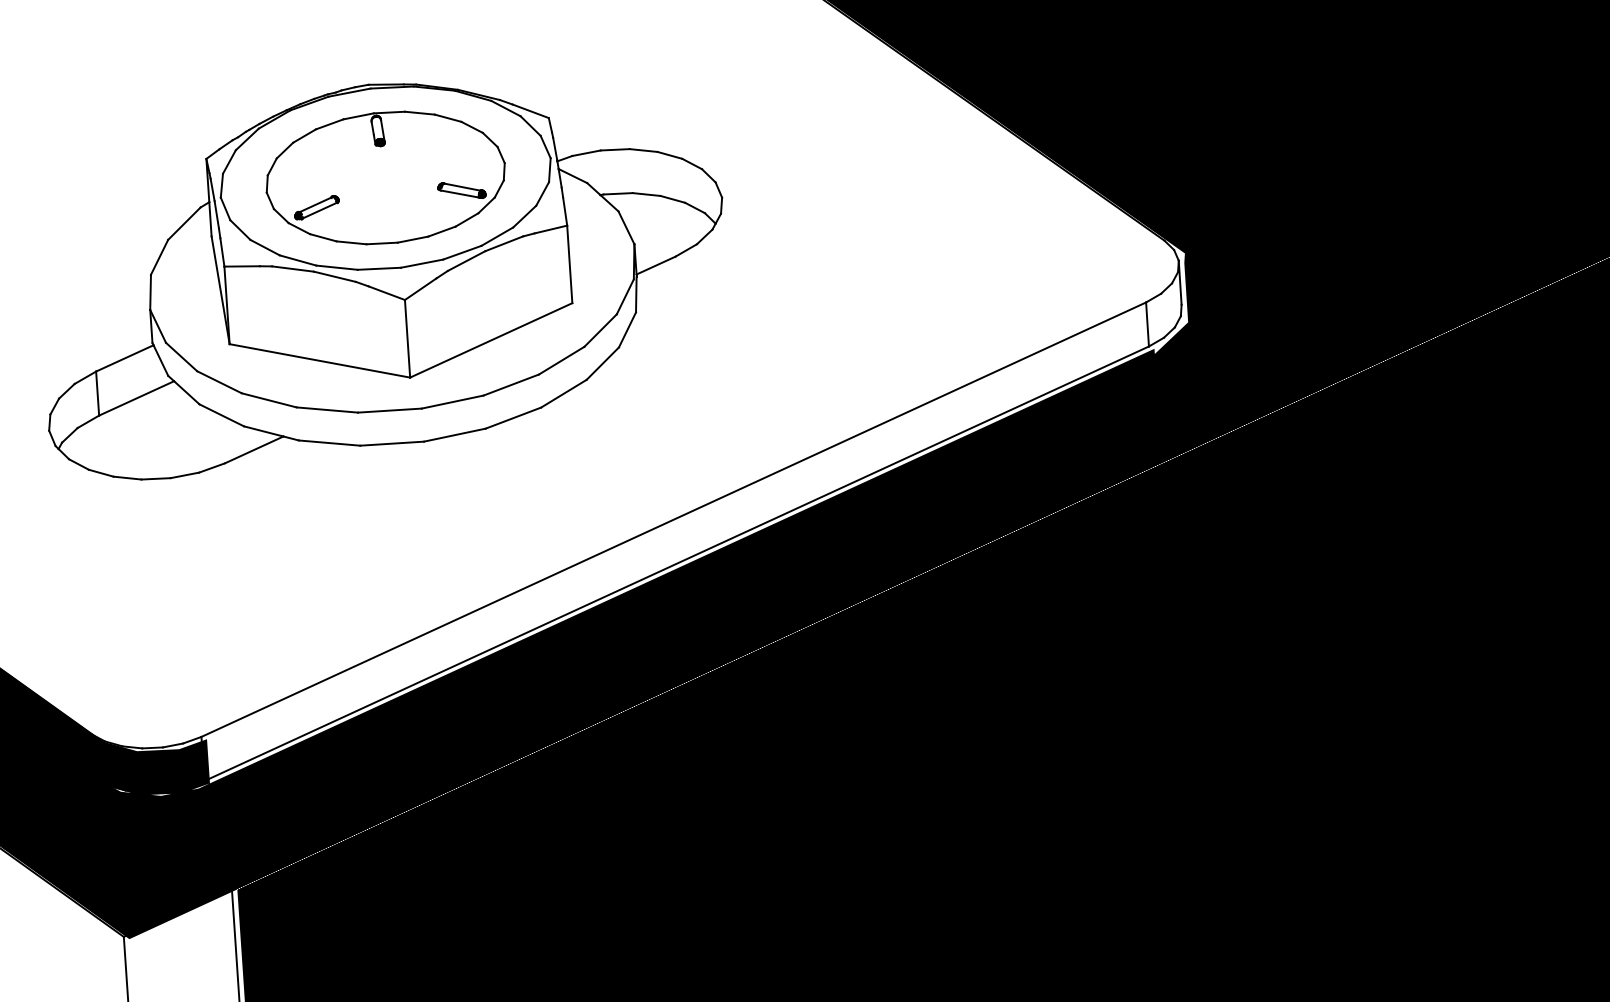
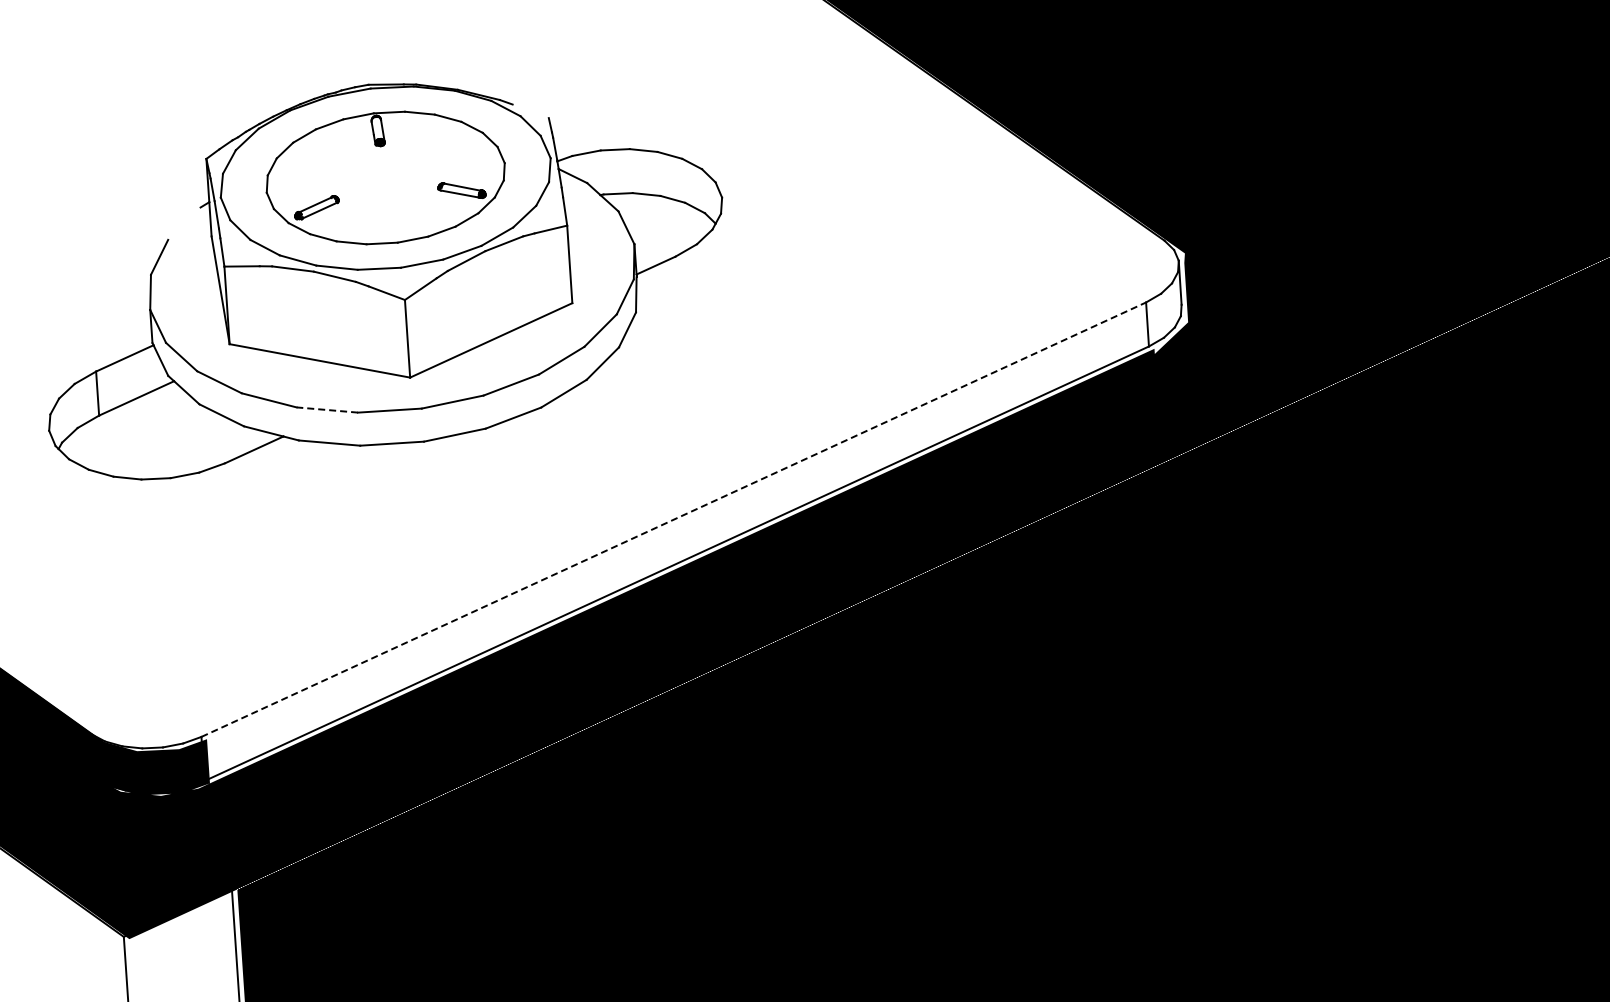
line: present -> none (530, 111)
line: present -> none (184, 223)
line: solid -> dashed (327, 410)
line: solid -> dashed (673, 519)
